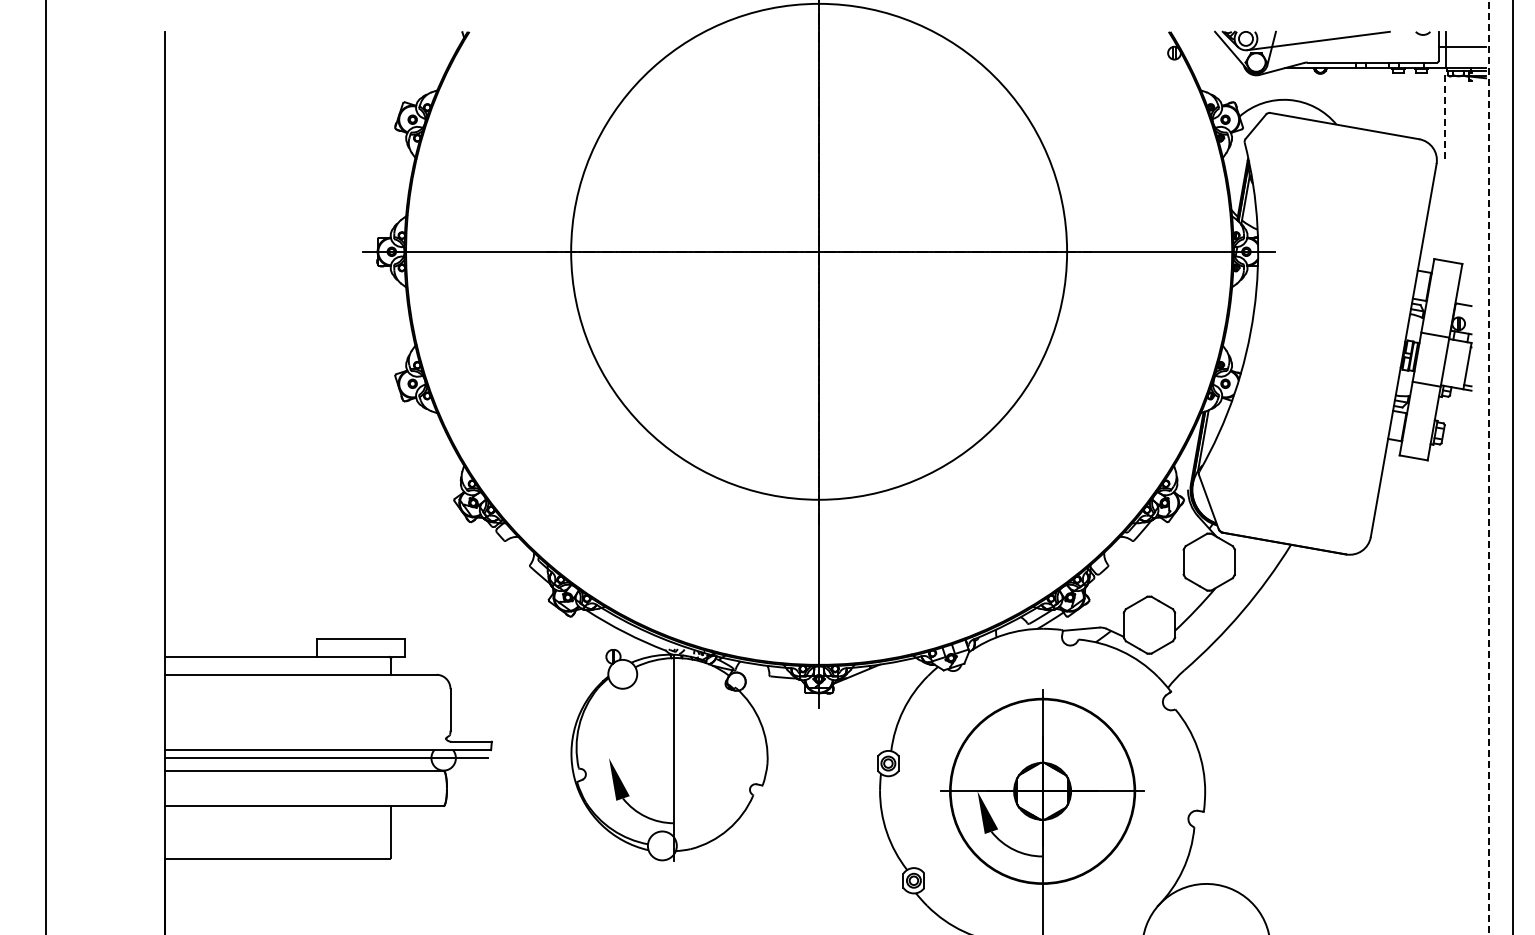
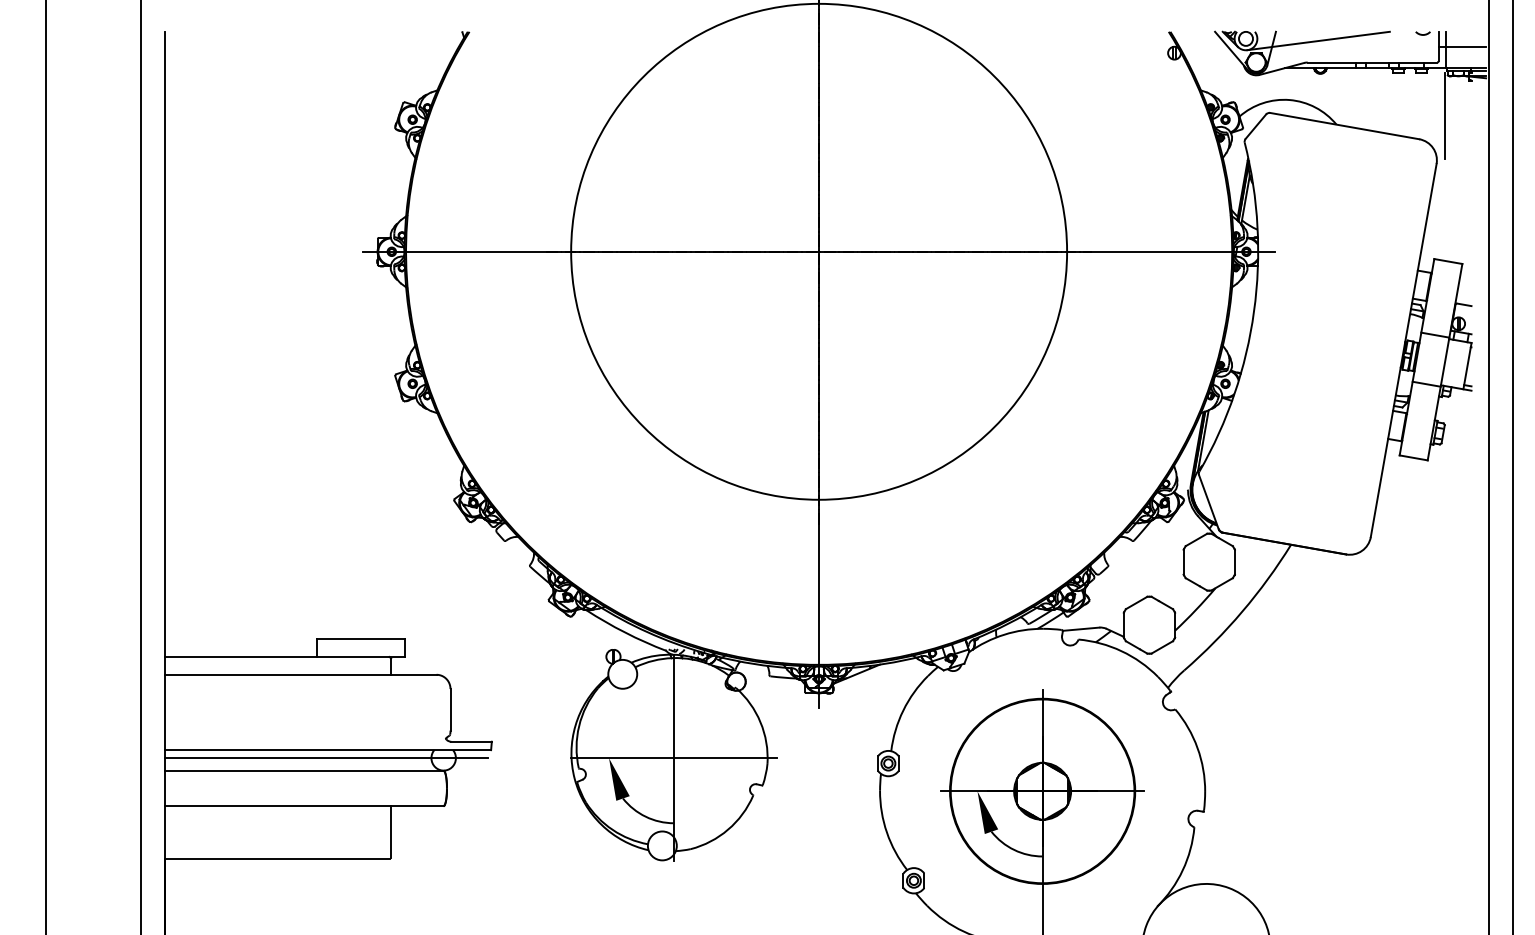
line: dashed -> solid (1445, 115)
line: none -> present (140, 466)
line: dashed -> solid (1488, 467)
line: none -> present (674, 758)
